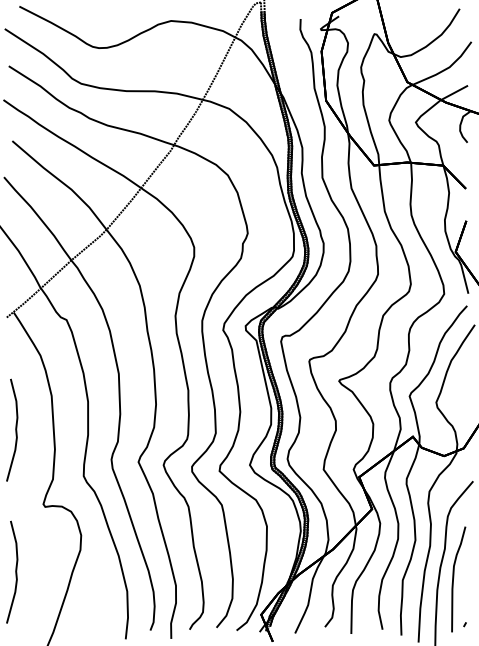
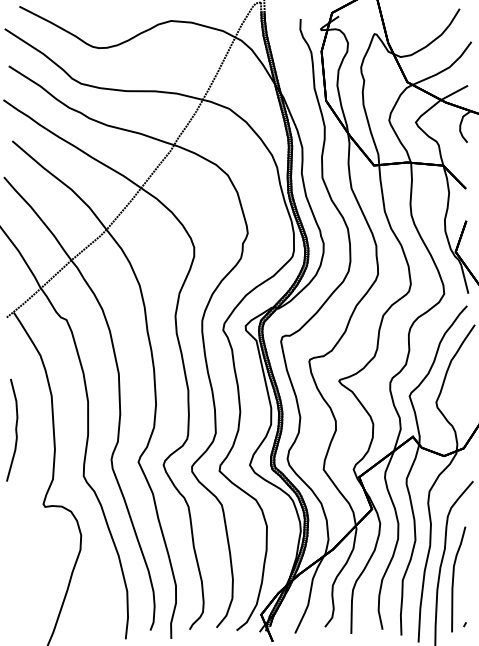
curve: present -> none (15, 571)
